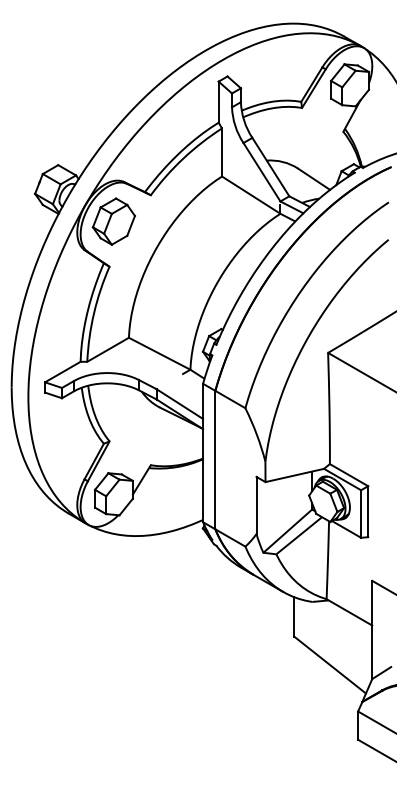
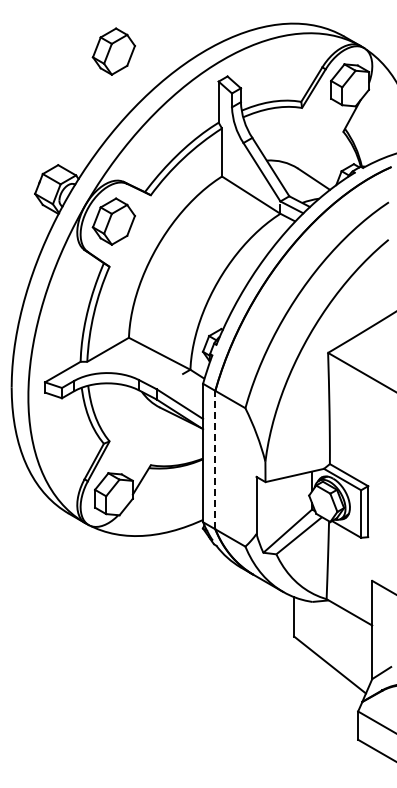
part: none -> present (113, 51)
line: solid -> dashed (215, 459)
